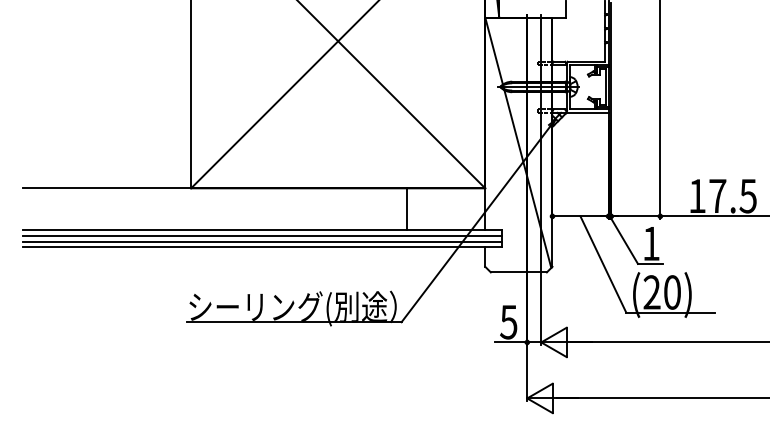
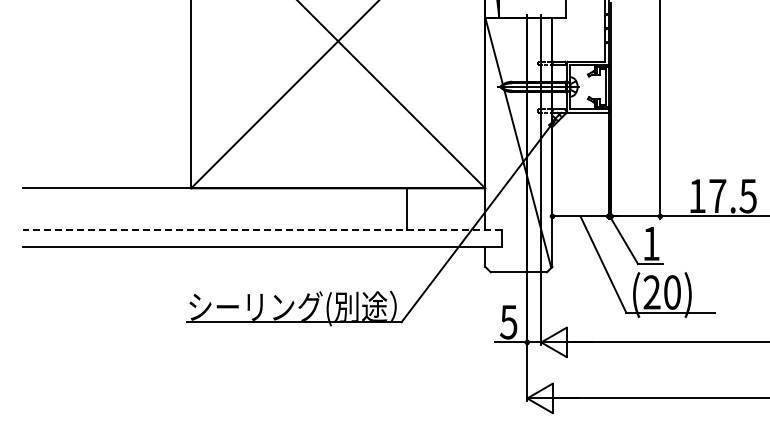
line: solid -> dashed (262, 230)
line: present -> none (262, 235)
line: present -> none (262, 241)
